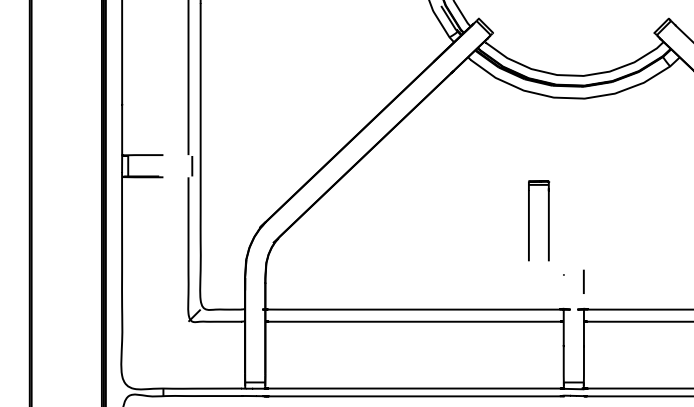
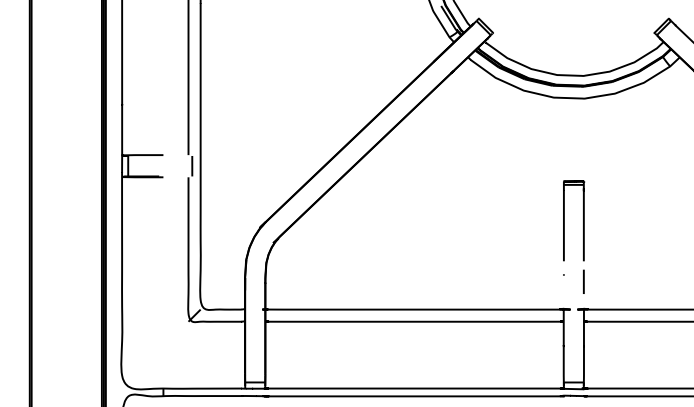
part position: (548, 220) -> (583, 220) (583, 220)
